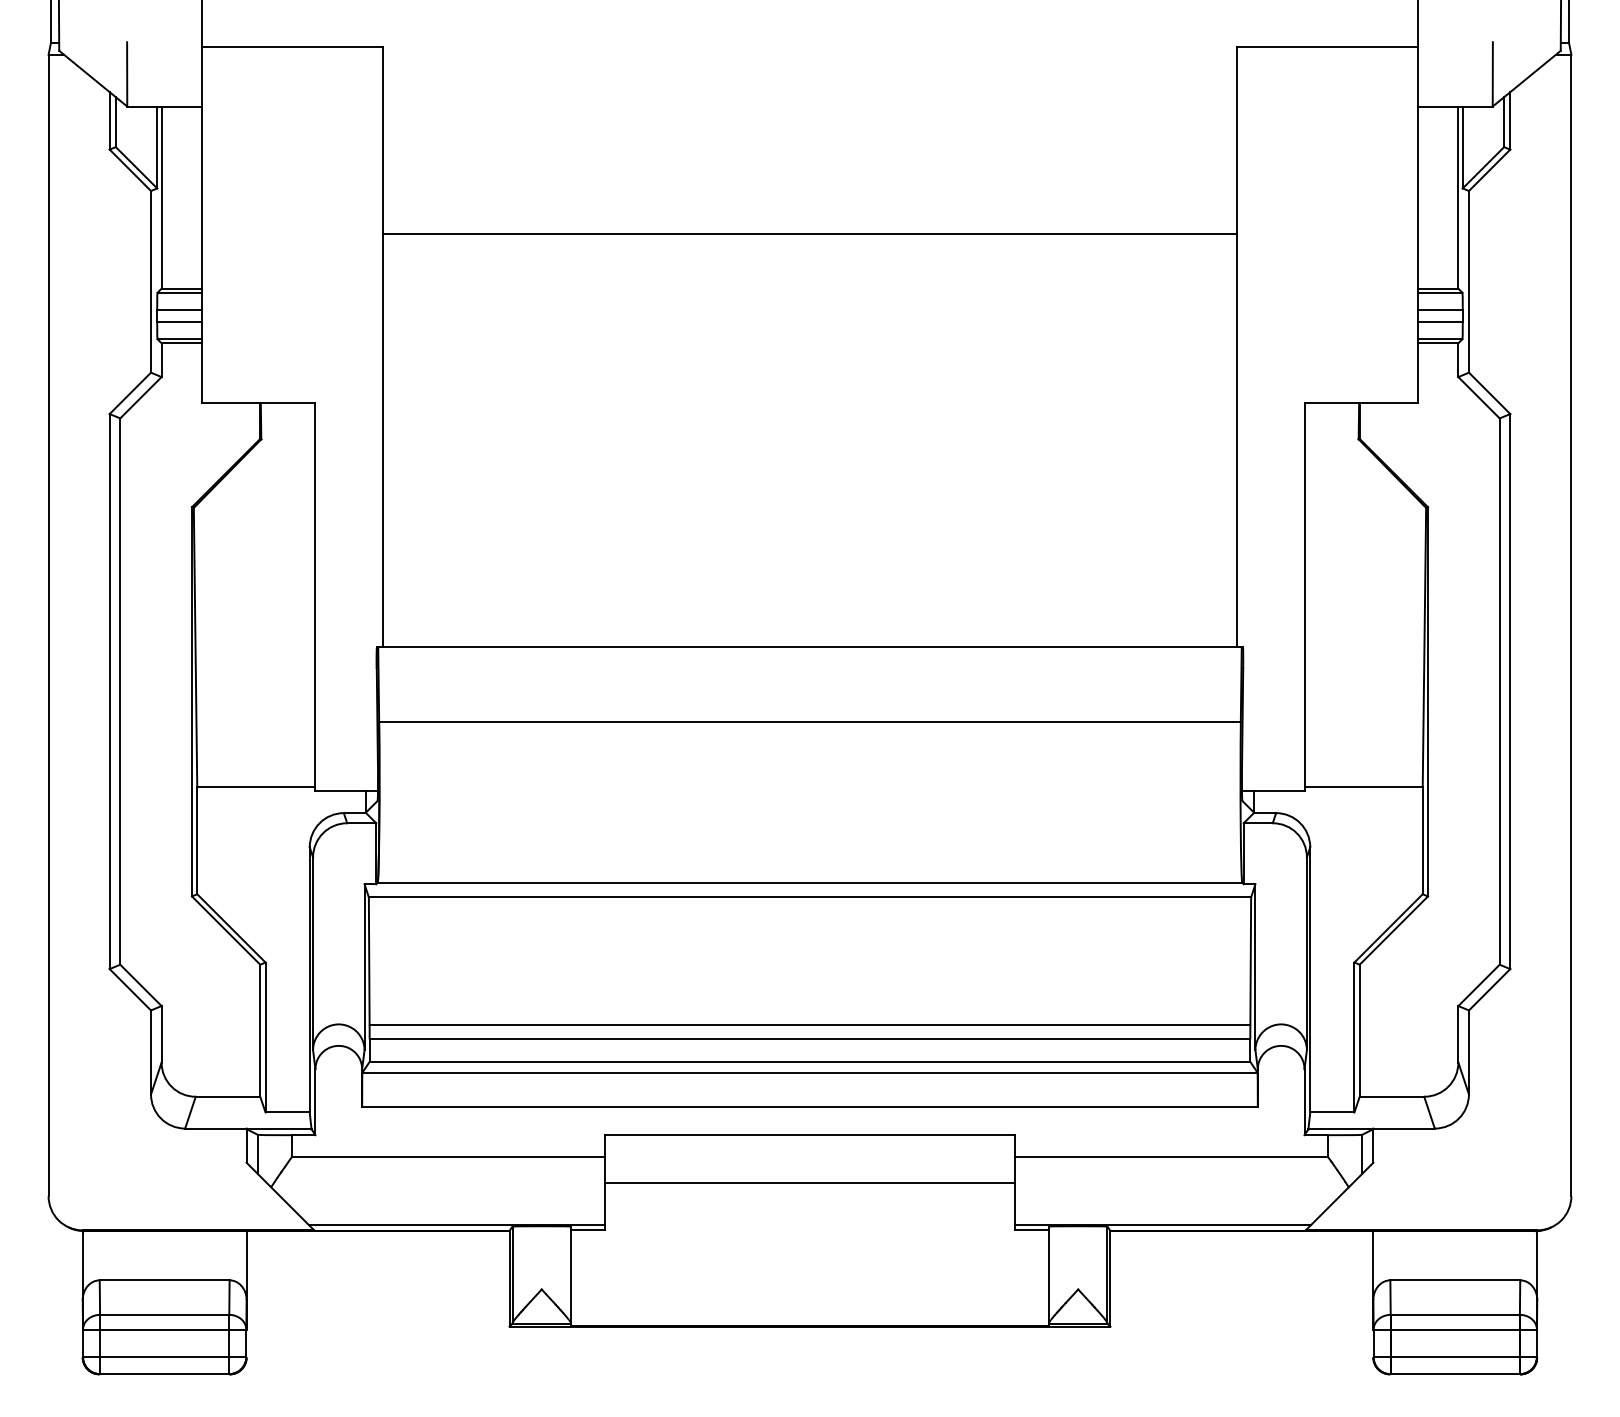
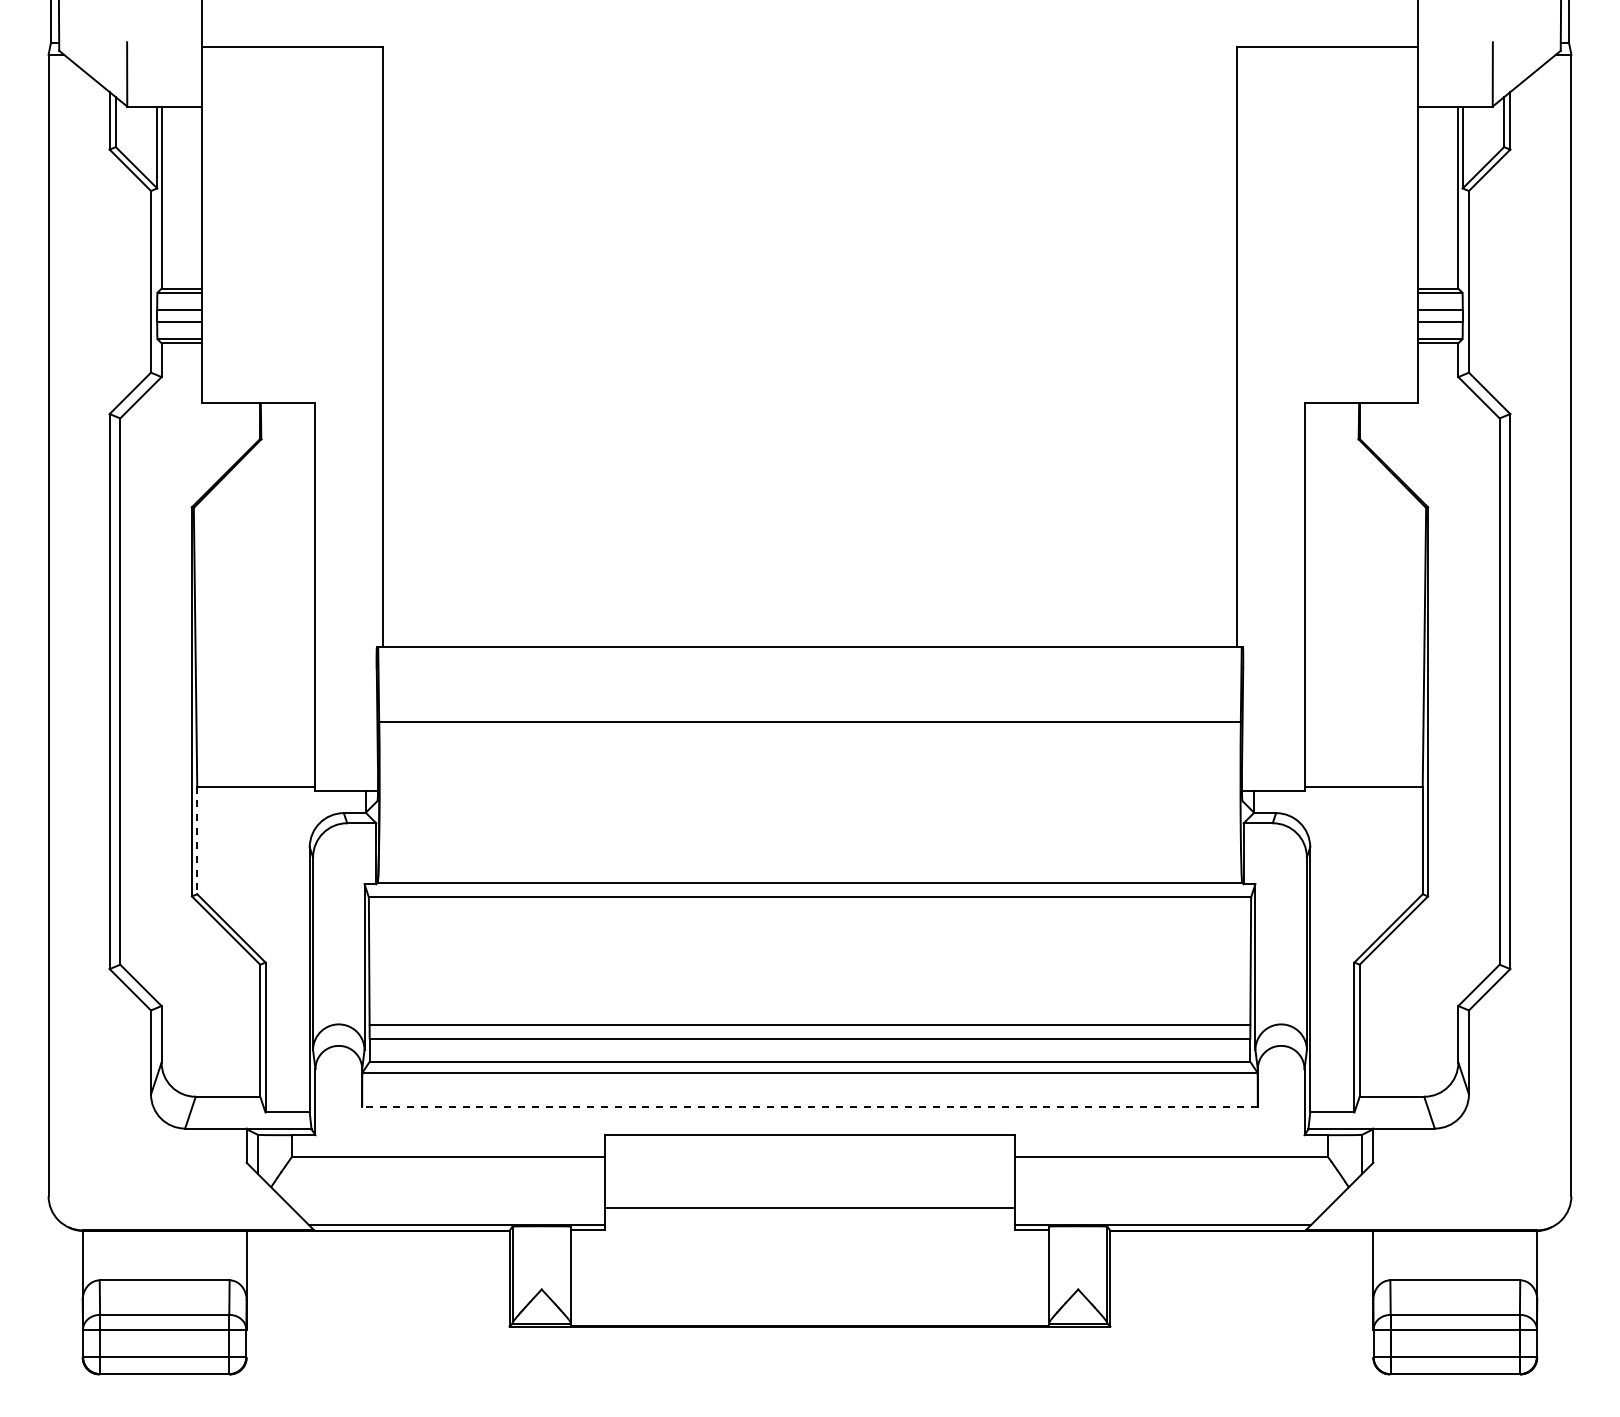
line: present -> none (809, 234)
line: solid -> dashed (197, 840)
line: solid -> dashed (810, 1106)
line position: (809, 1183) -> (809, 1208) (809, 1208)
